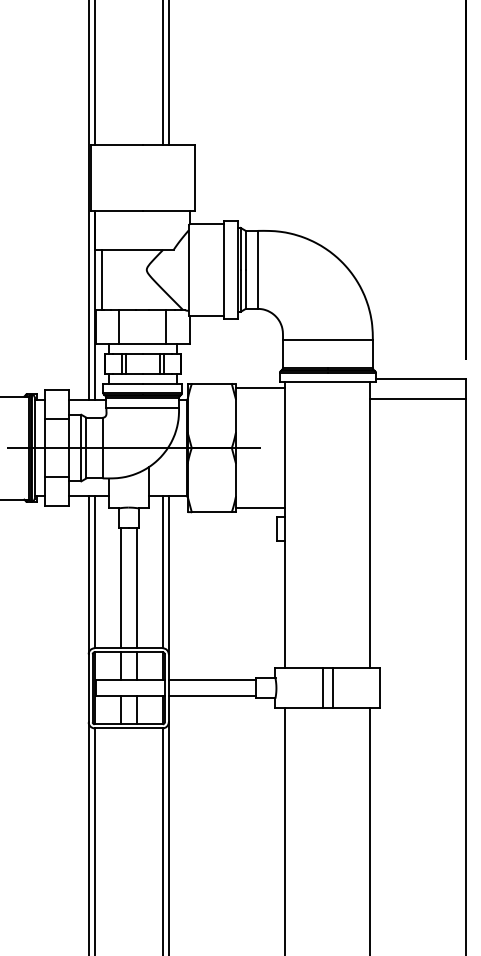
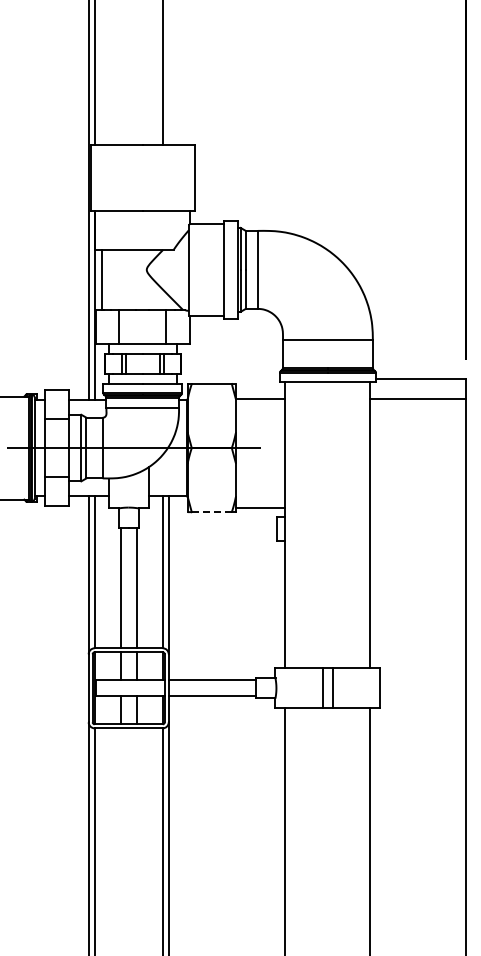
line: present -> none (168, 73)
line position: (260, 387) -> (260, 398) (260, 398)
line: solid -> dashed (212, 512)
